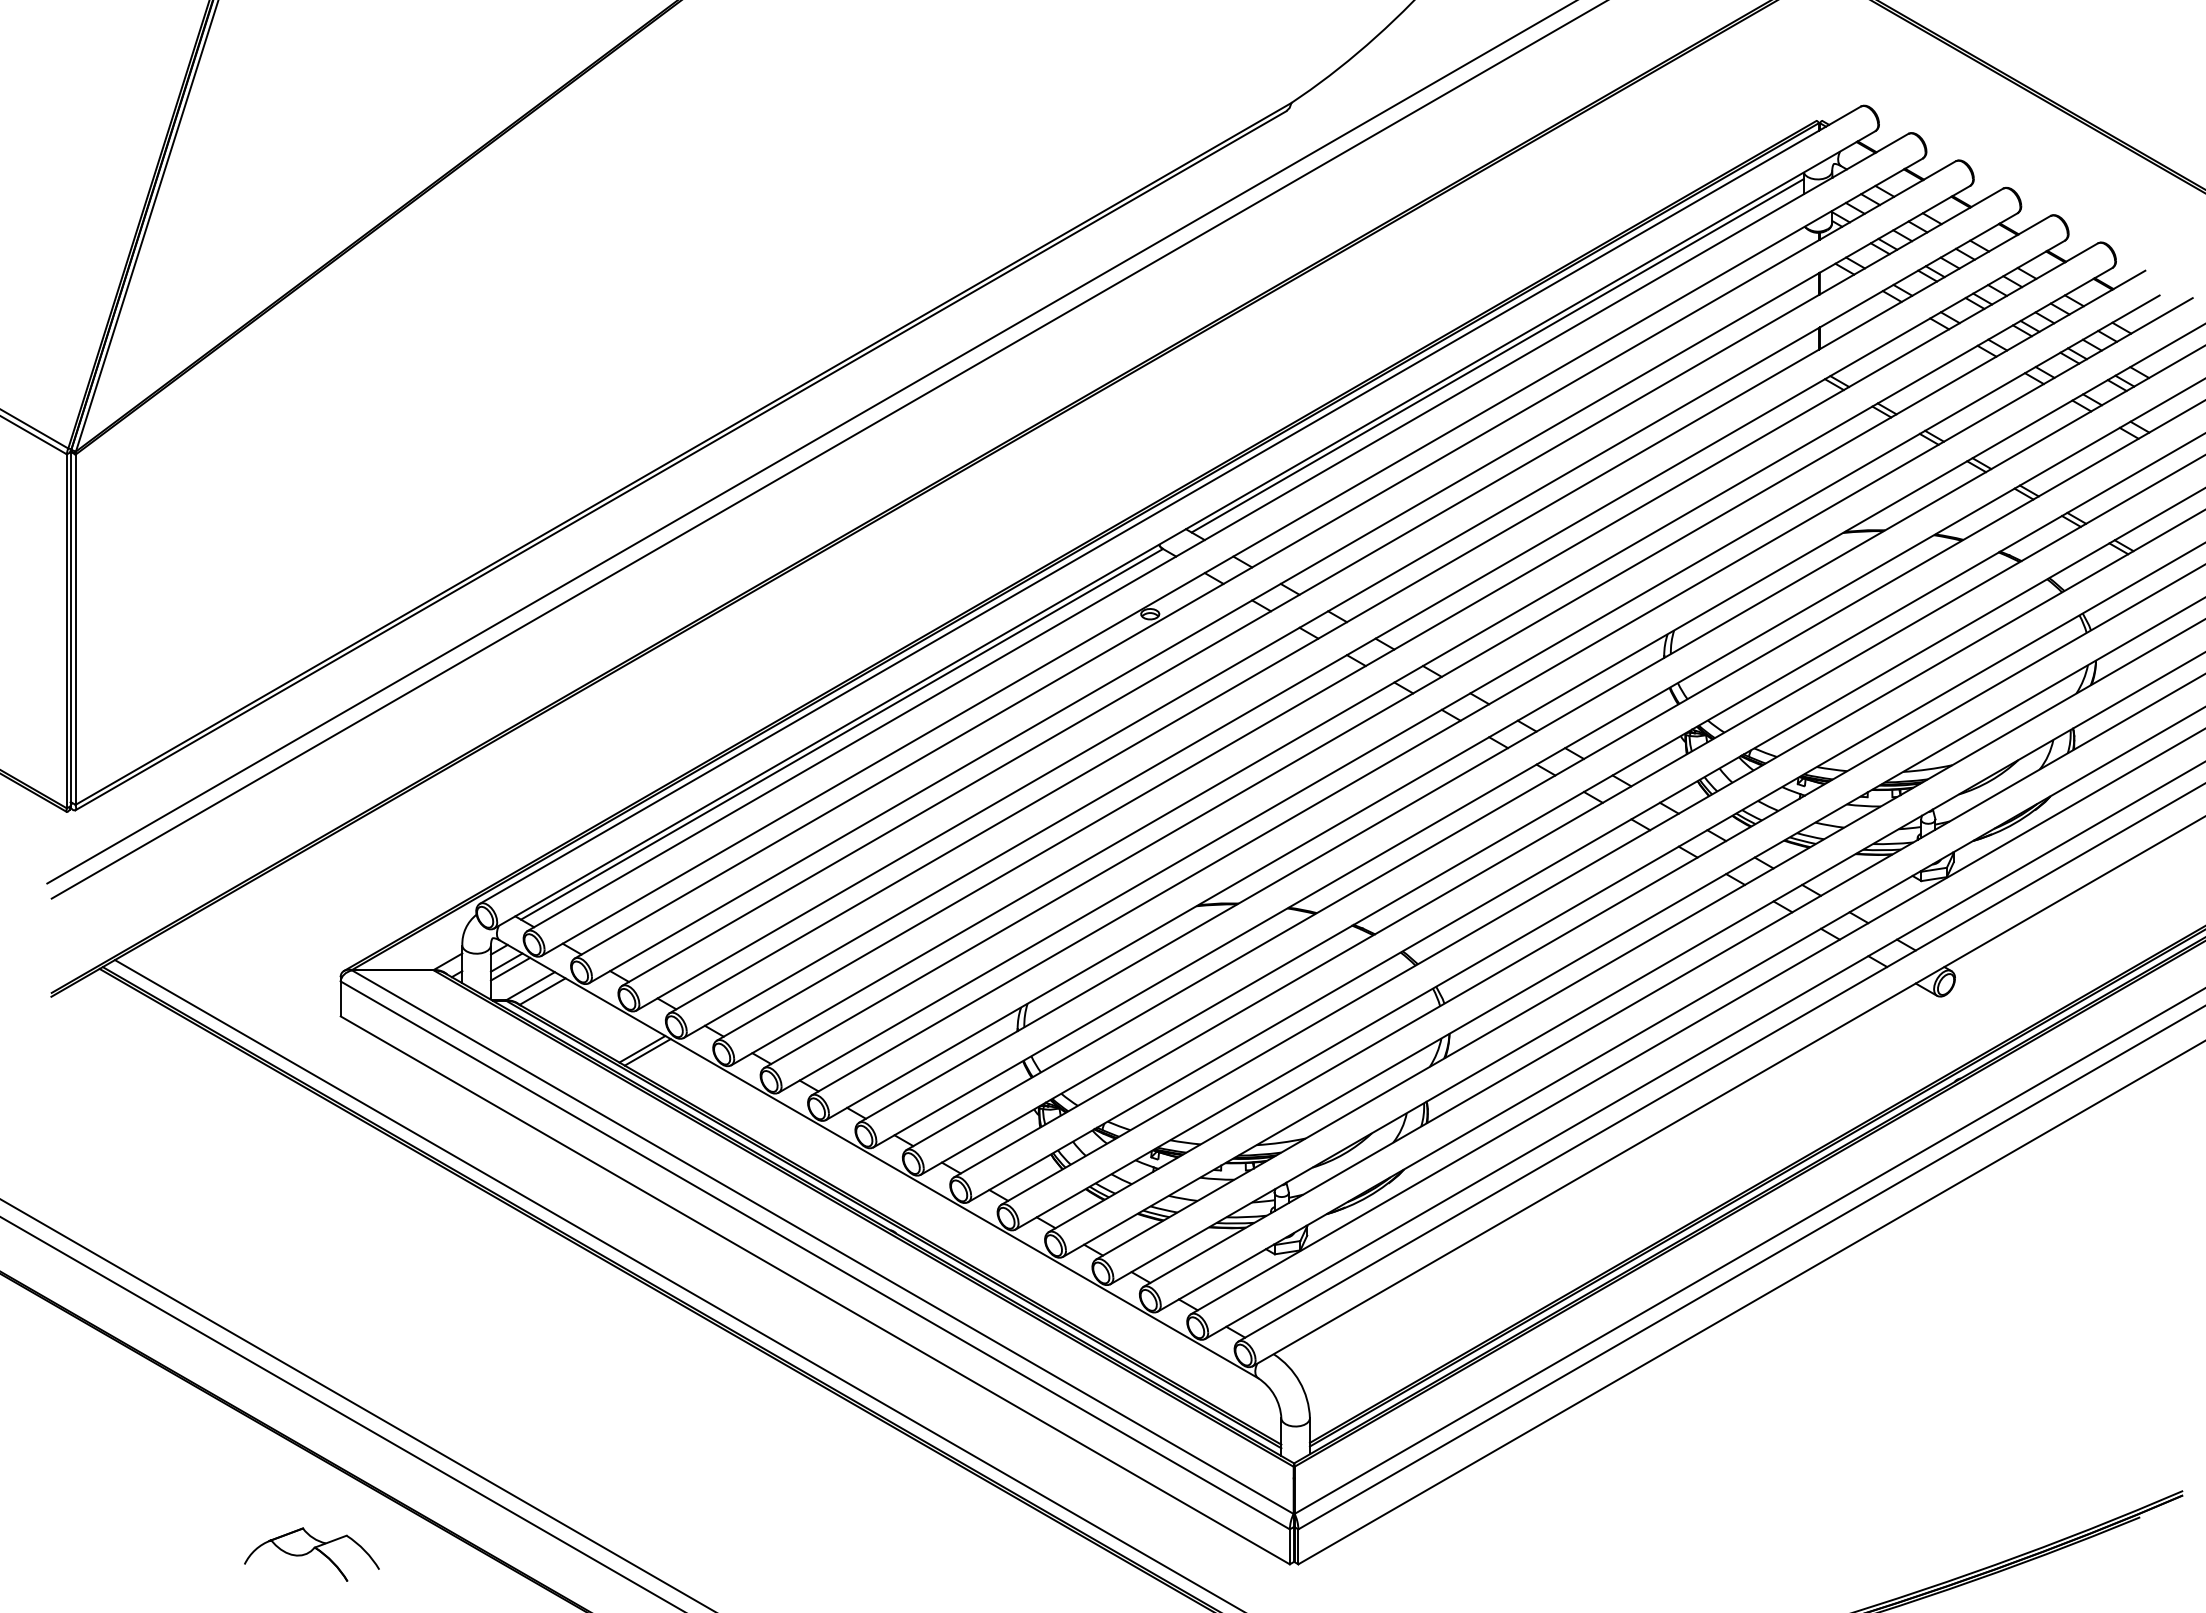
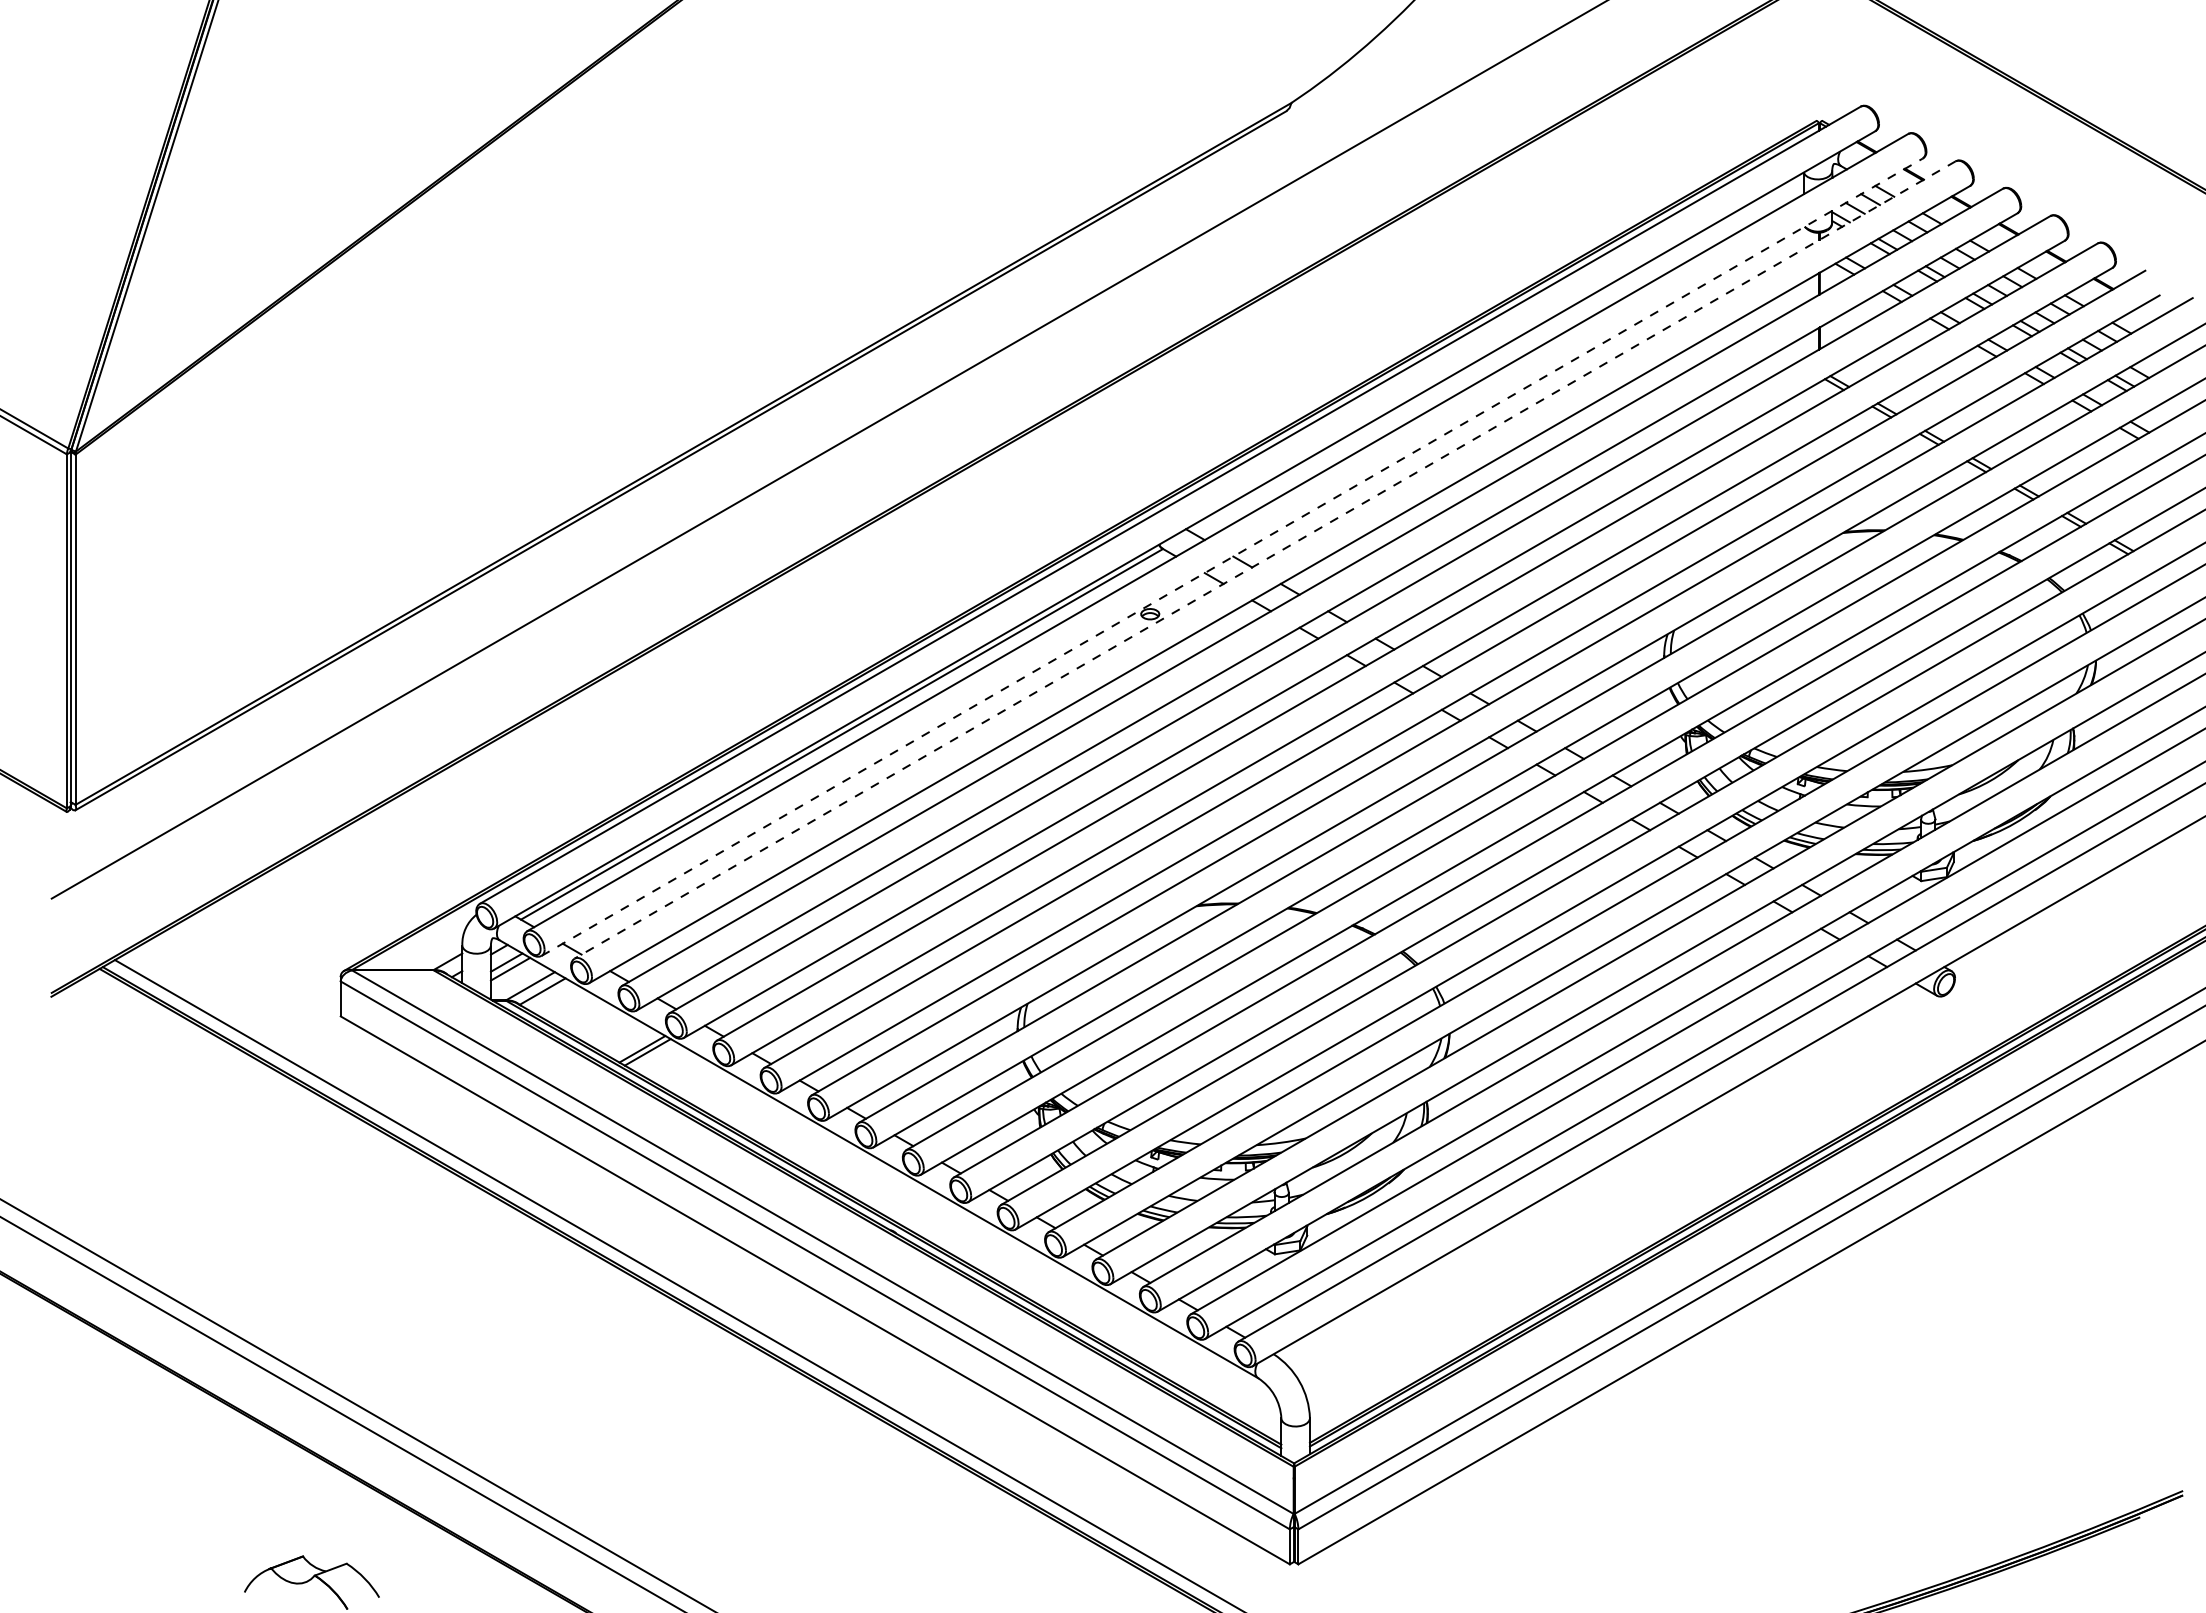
line: present -> none (1497, 355)
line: present -> none (810, 442)
line: solid -> dashed (1232, 557)
line: solid -> dashed (1264, 560)
part position: (311, 1554) -> (311, 1582) (311, 1582)
